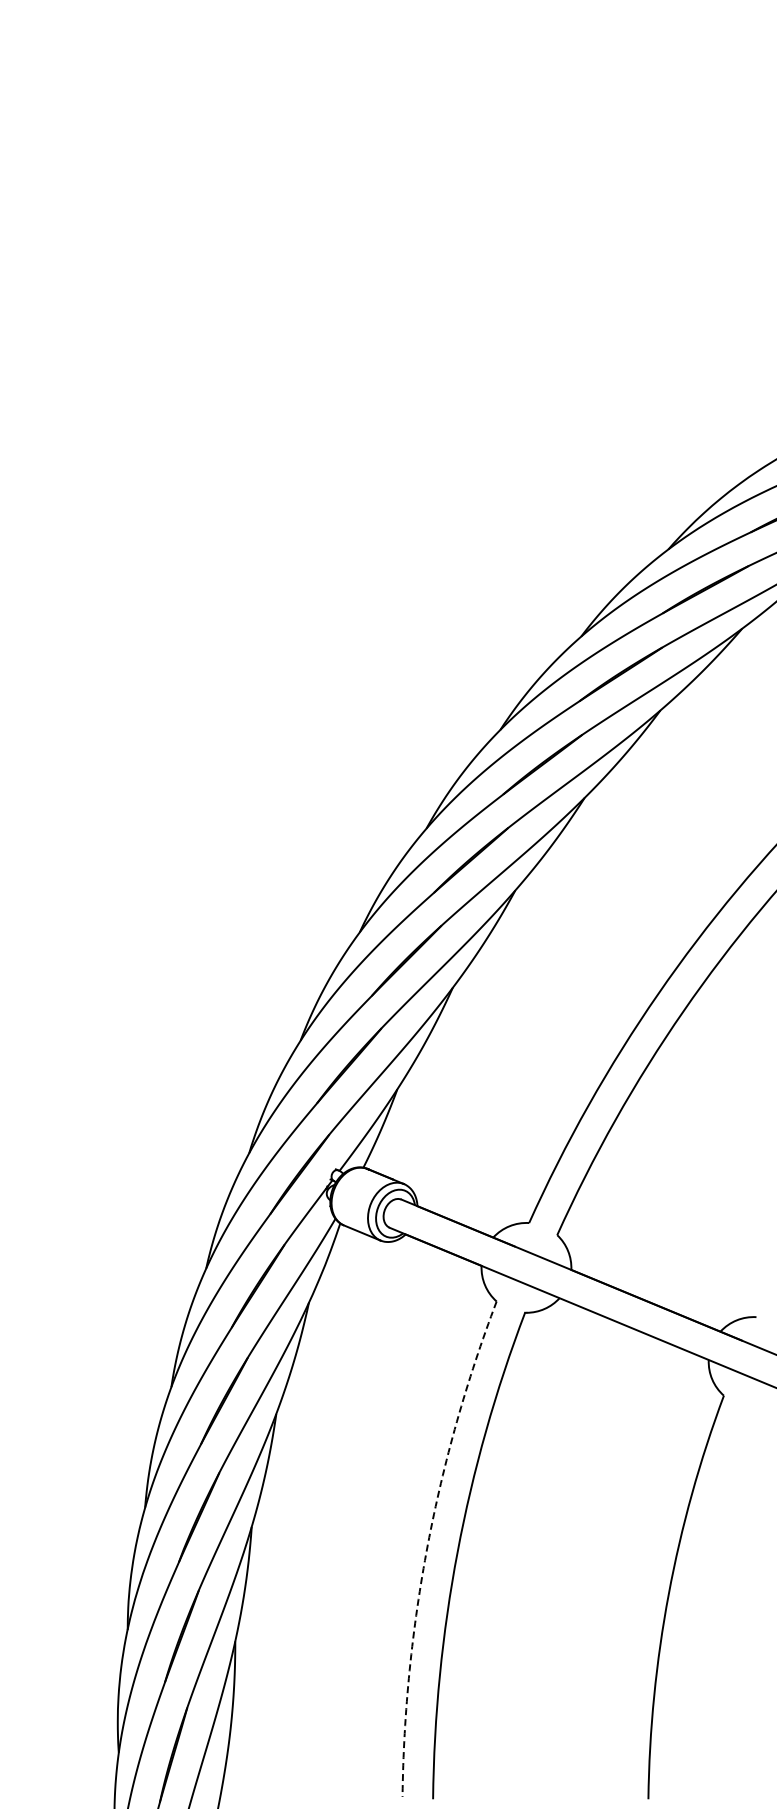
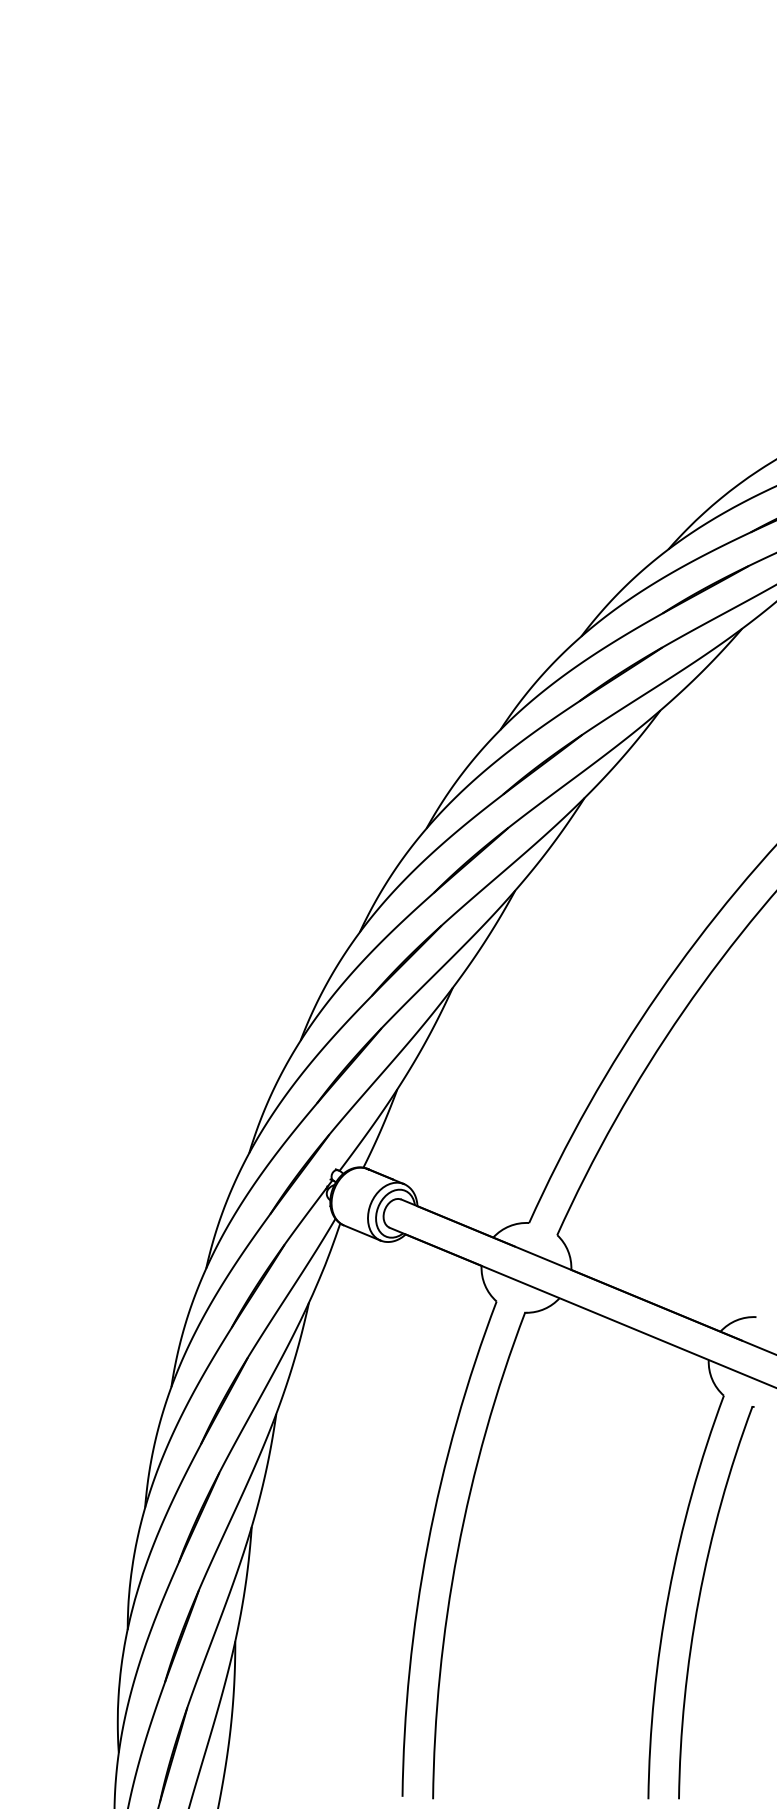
arc: dashed -> solid (427, 1545)
part: none -> present (700, 1597)
